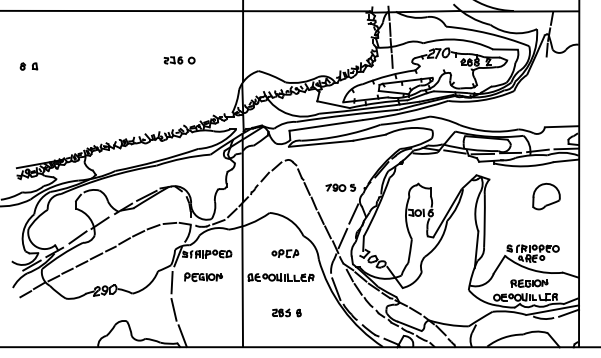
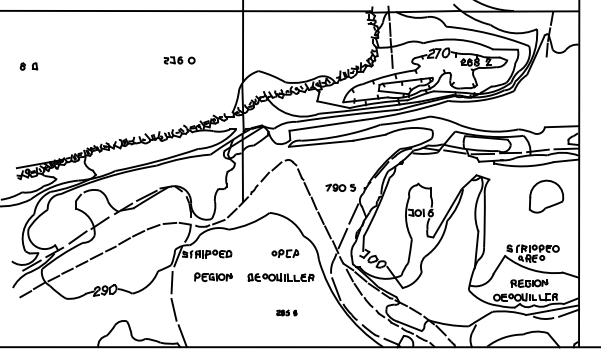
part size: 29x29 px -> 37x35 px (546, 196)
line: present -> none (242, 275)
part position: (203, 276) -> (213, 276) (213, 276)
part size: 30x10 px -> 22x8 px (286, 312)
